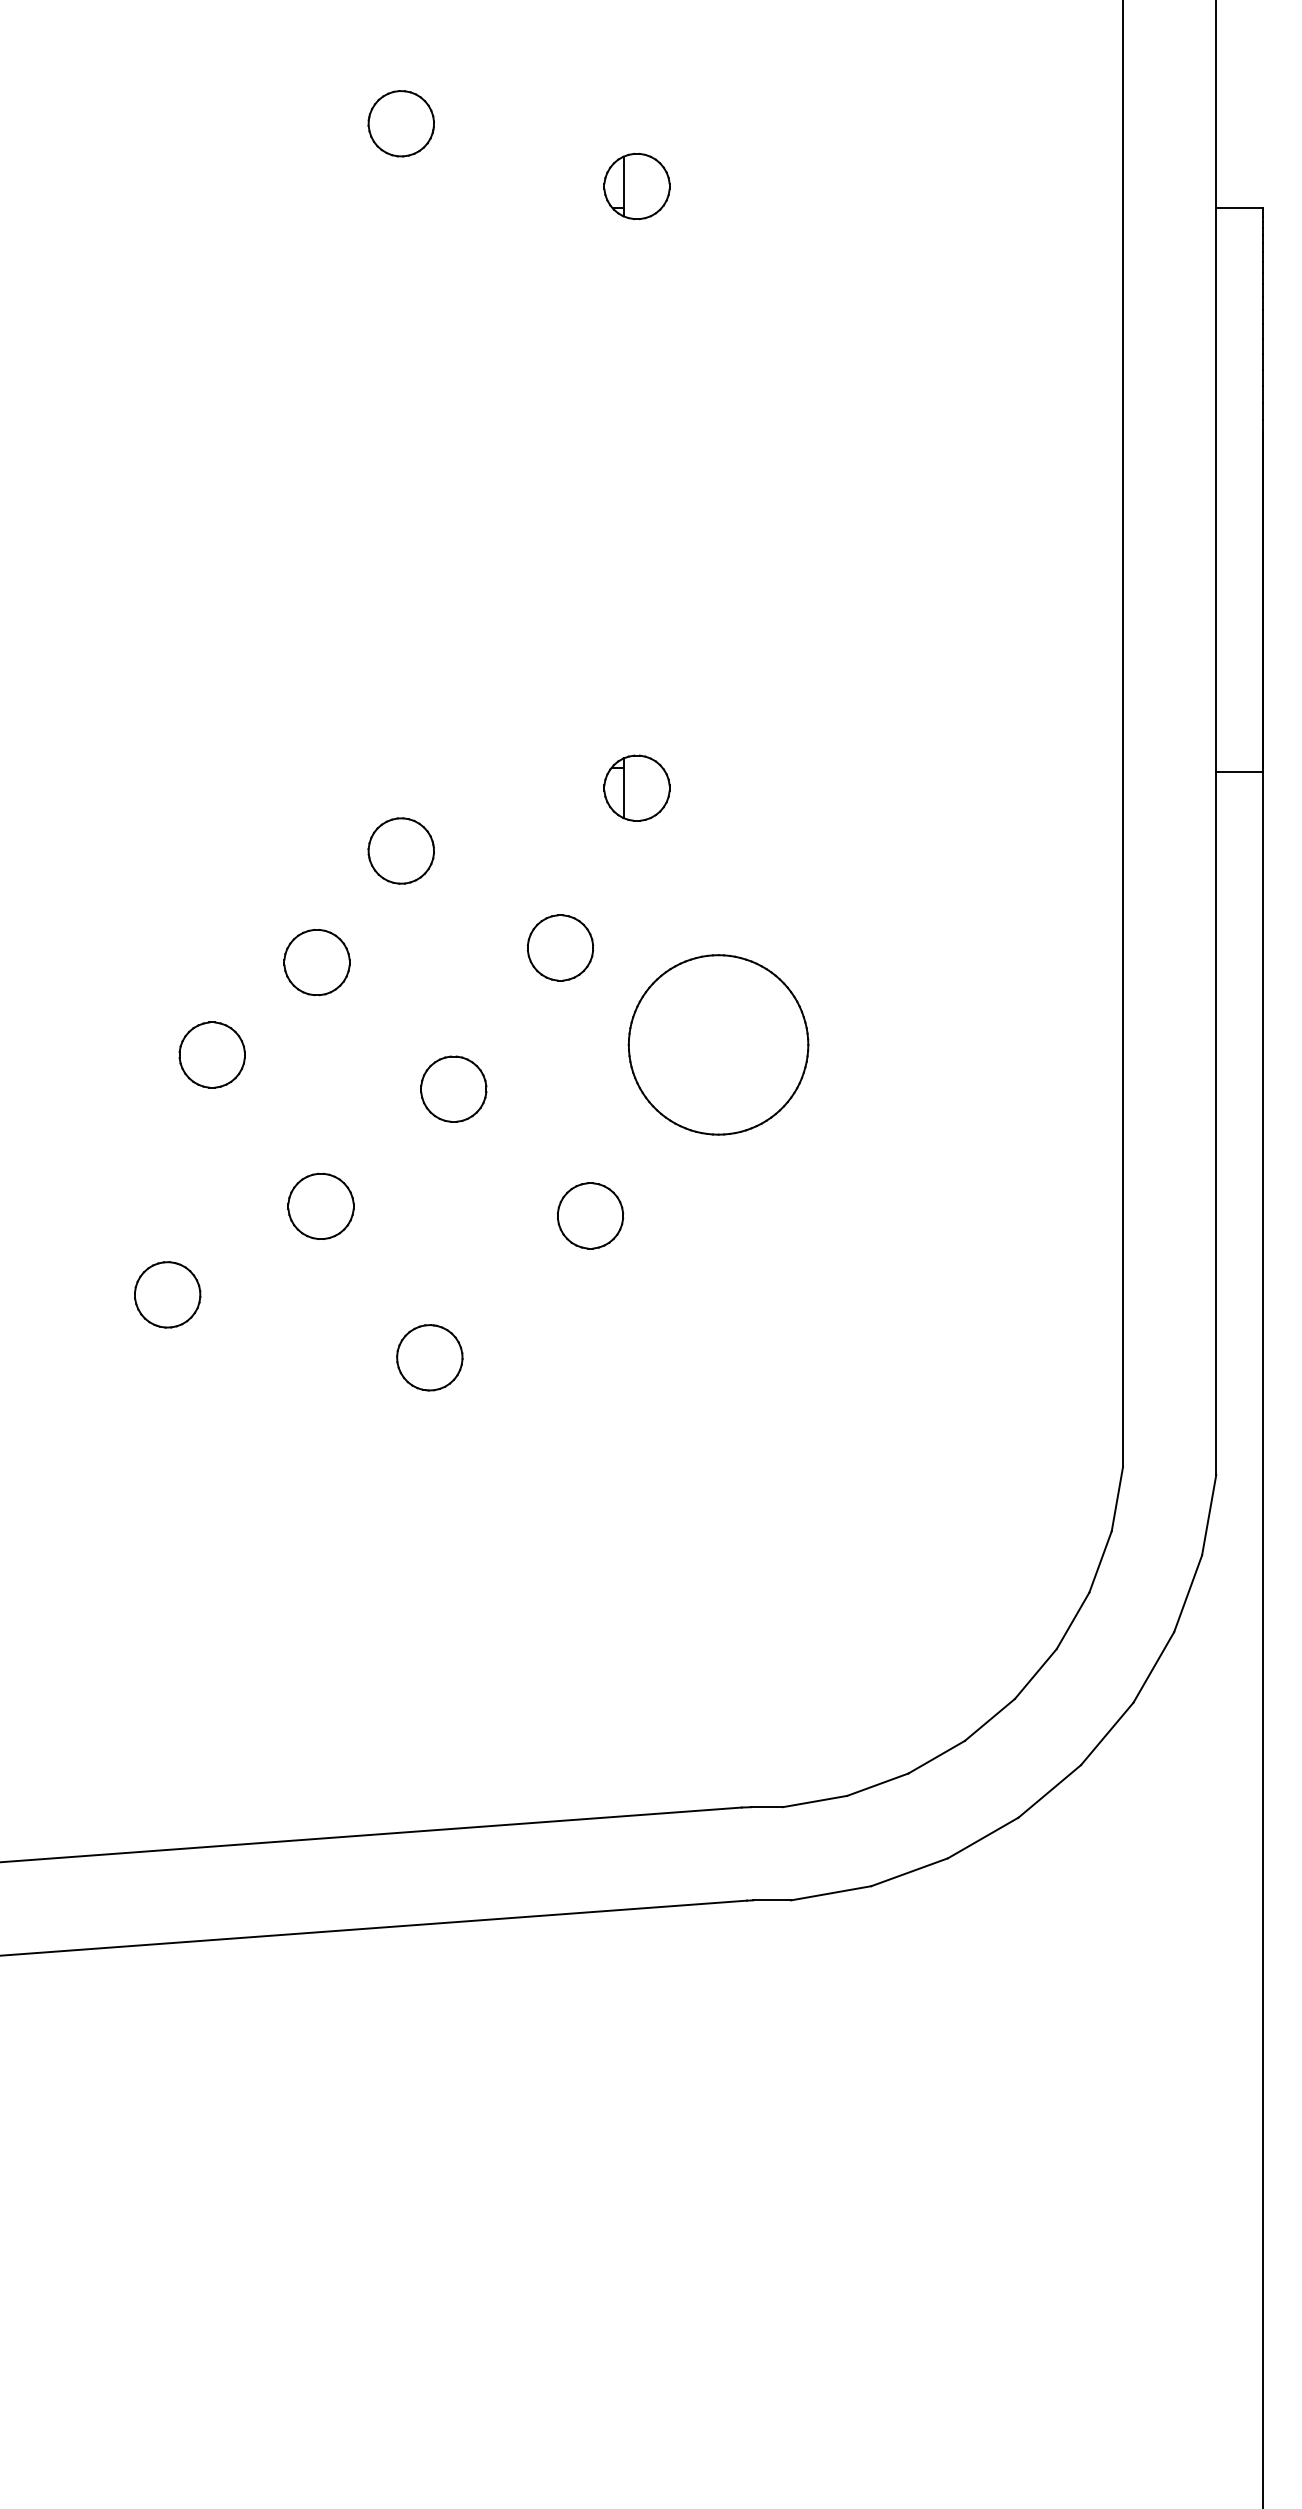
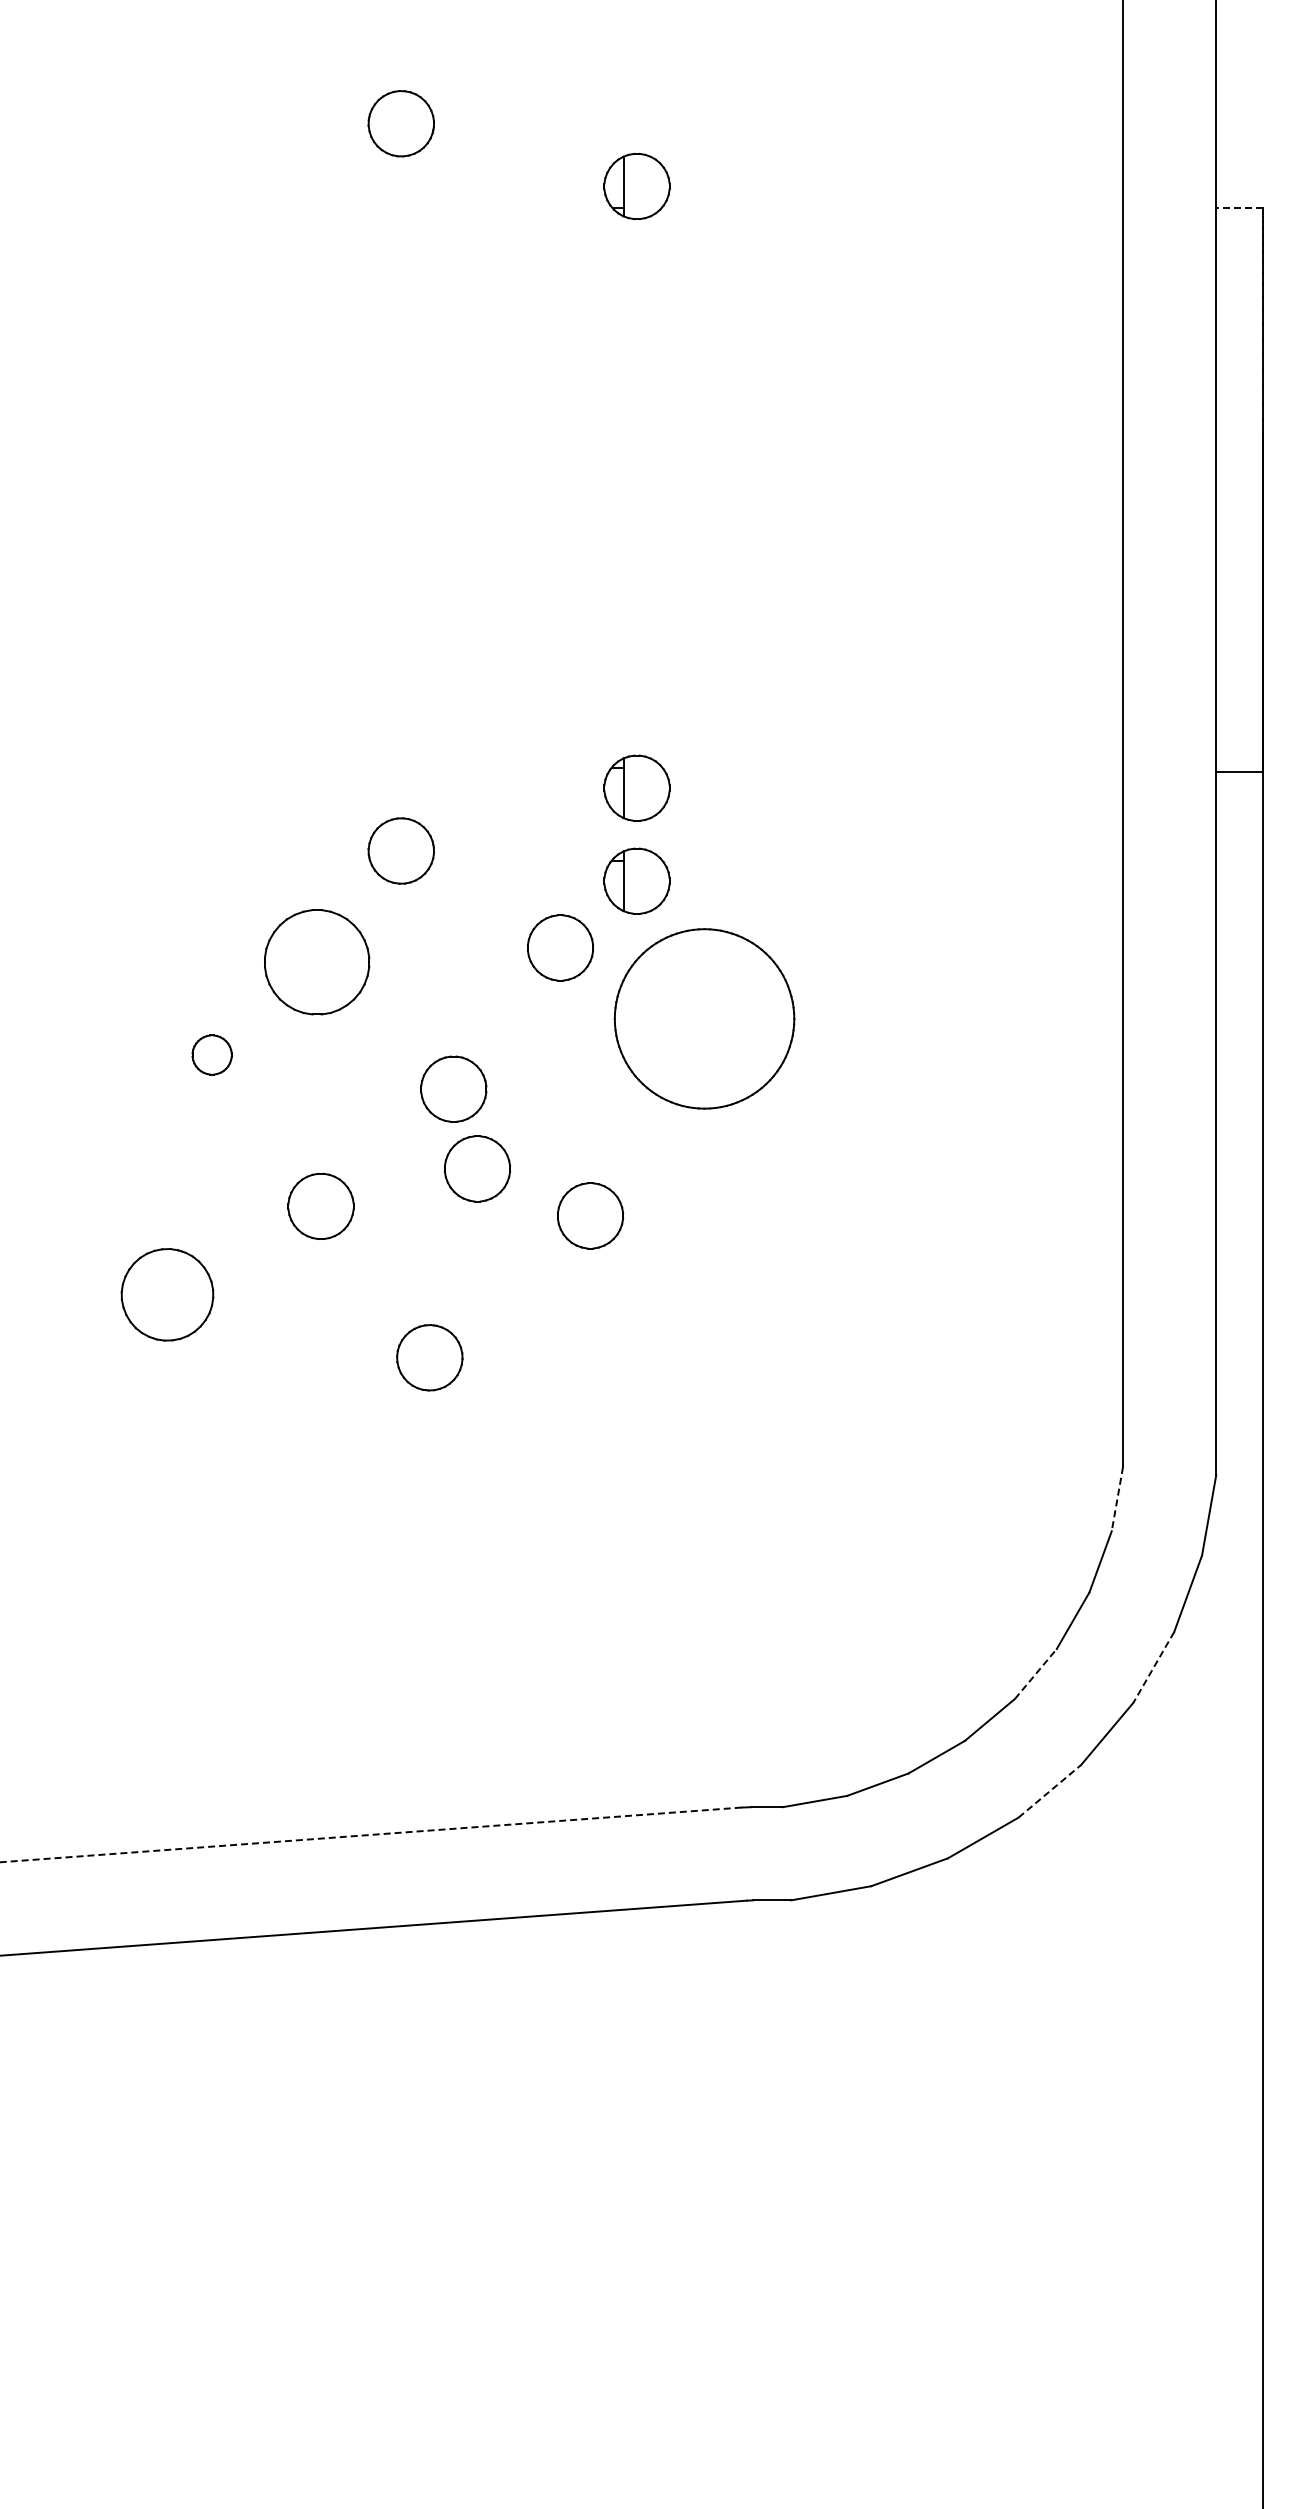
line: solid -> dashed (1239, 207)
part: none -> present (636, 880)
part size: 68x68 px -> 107x107 px (317, 962)
part position: (718, 1044) -> (704, 1018) (704, 1018)
part size: 68x68 px -> 42x42 px (211, 1054)
part: none -> present (477, 1168)
part size: 68x68 px -> 95x94 px (167, 1294)
line: solid -> dashed (1117, 1499)
line: solid -> dashed (1153, 1667)
line: solid -> dashed (1035, 1674)
line: solid -> dashed (1049, 1791)
line: solid -> dashed (370, 1834)
